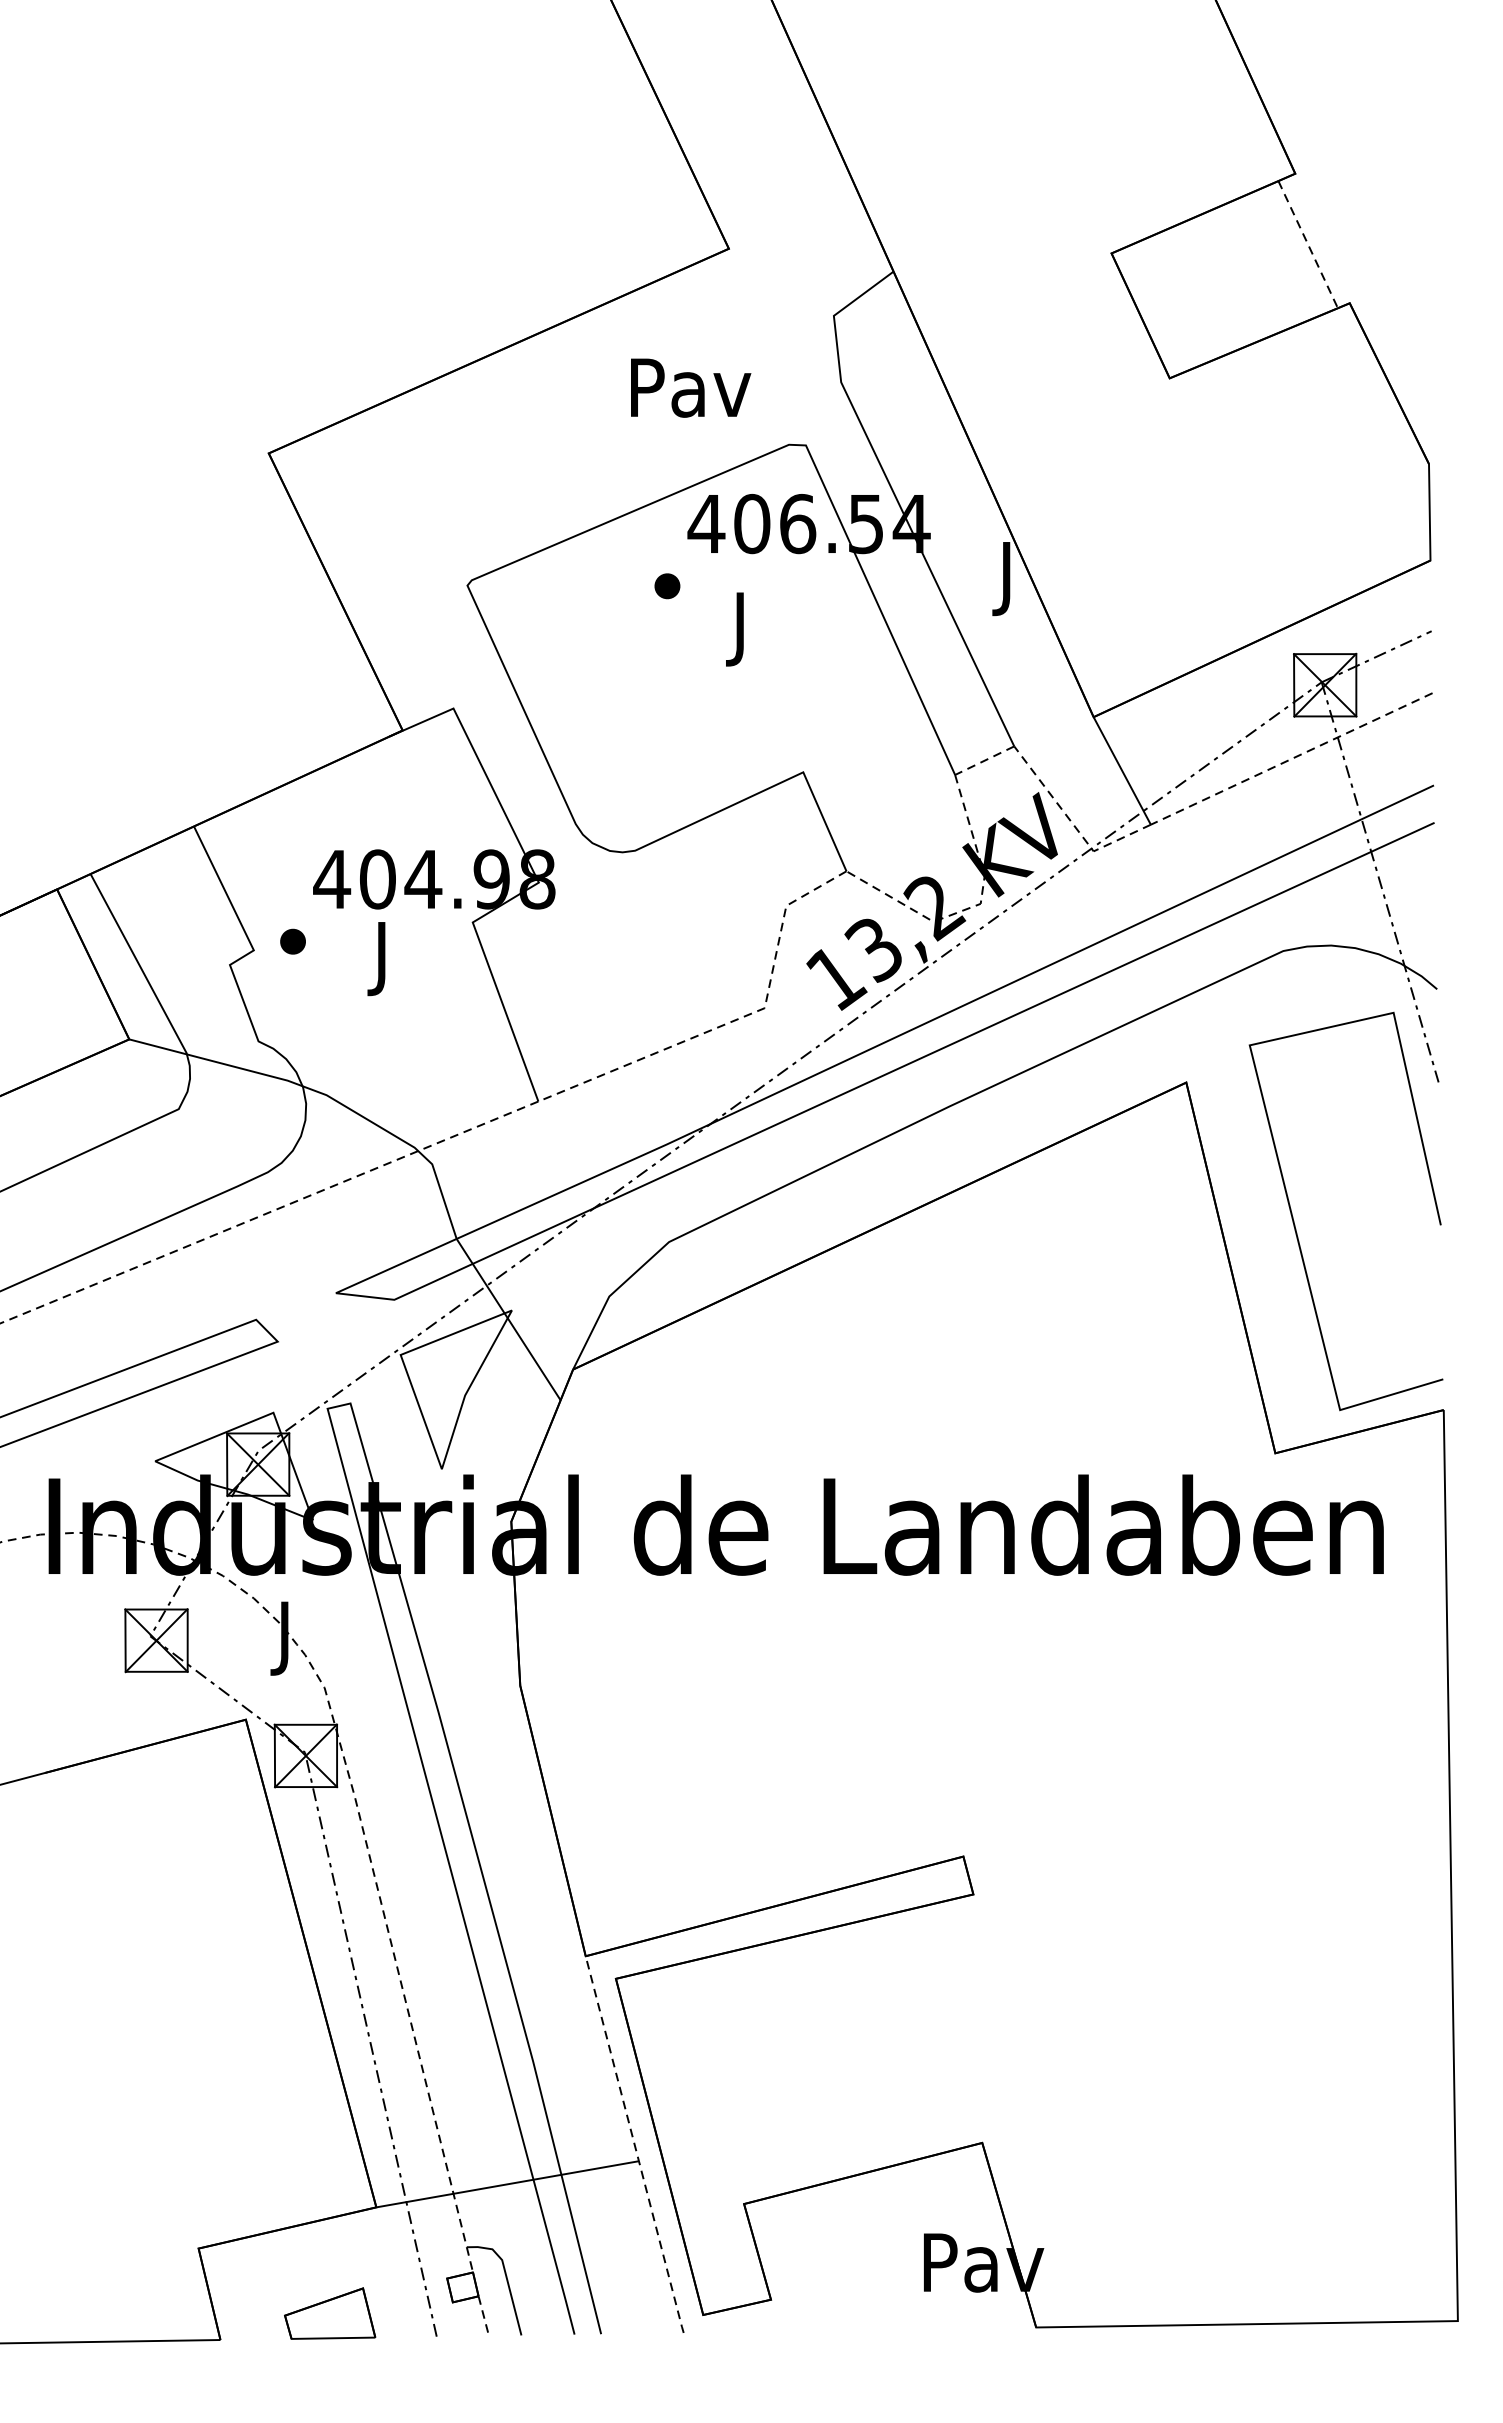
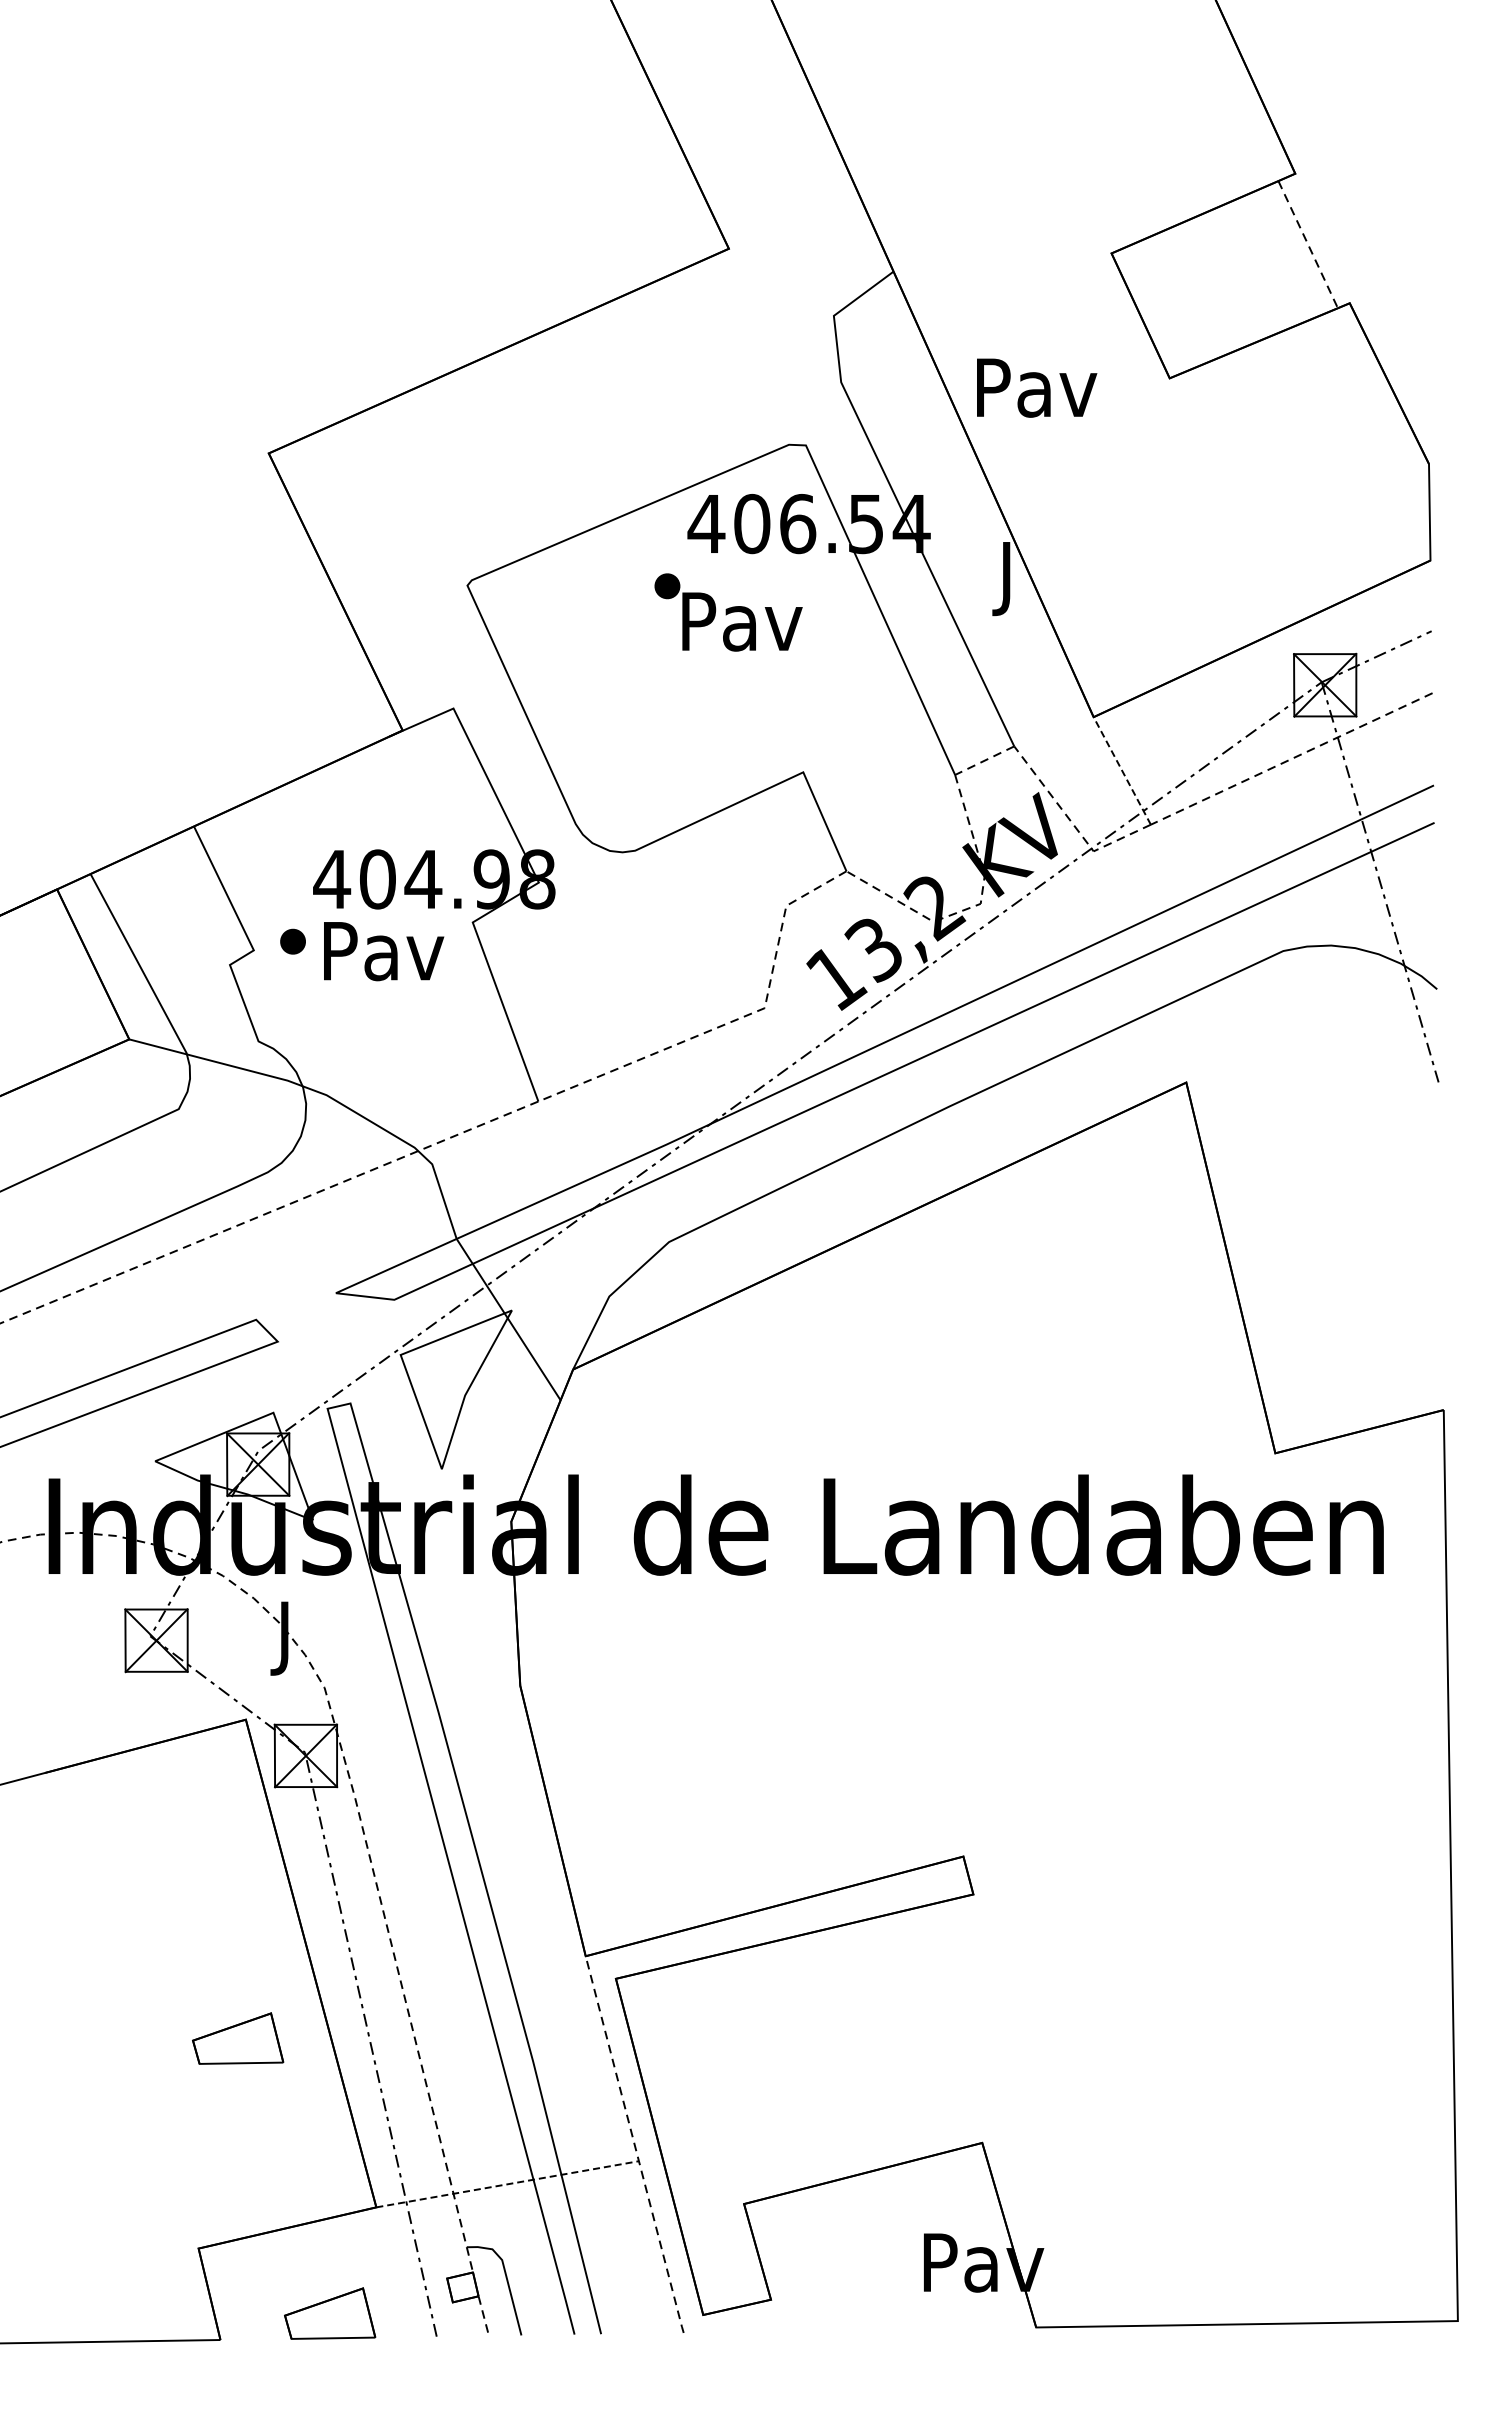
text position: (691, 387) -> (1037, 387) (1037, 387)
text: J -> Pav (742, 629)
line: solid -> dashed (1122, 770)
text: J -> Pav (384, 959)
line: present -> none (1295, 1224)
part: none -> present (238, 2038)
line: solid -> dashed (508, 2184)
